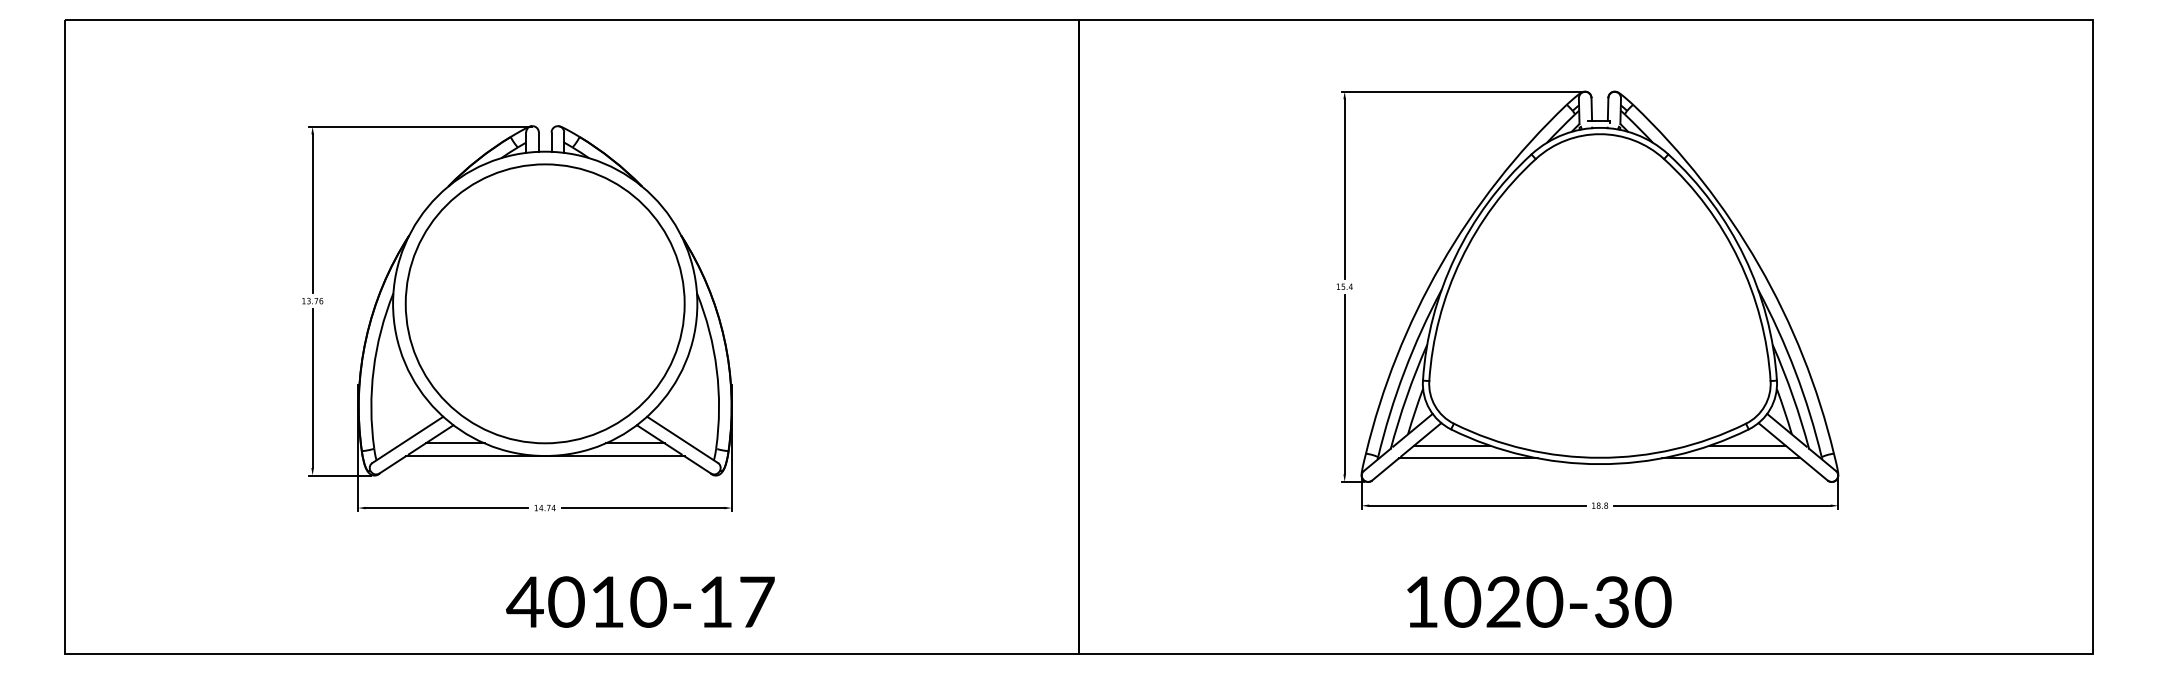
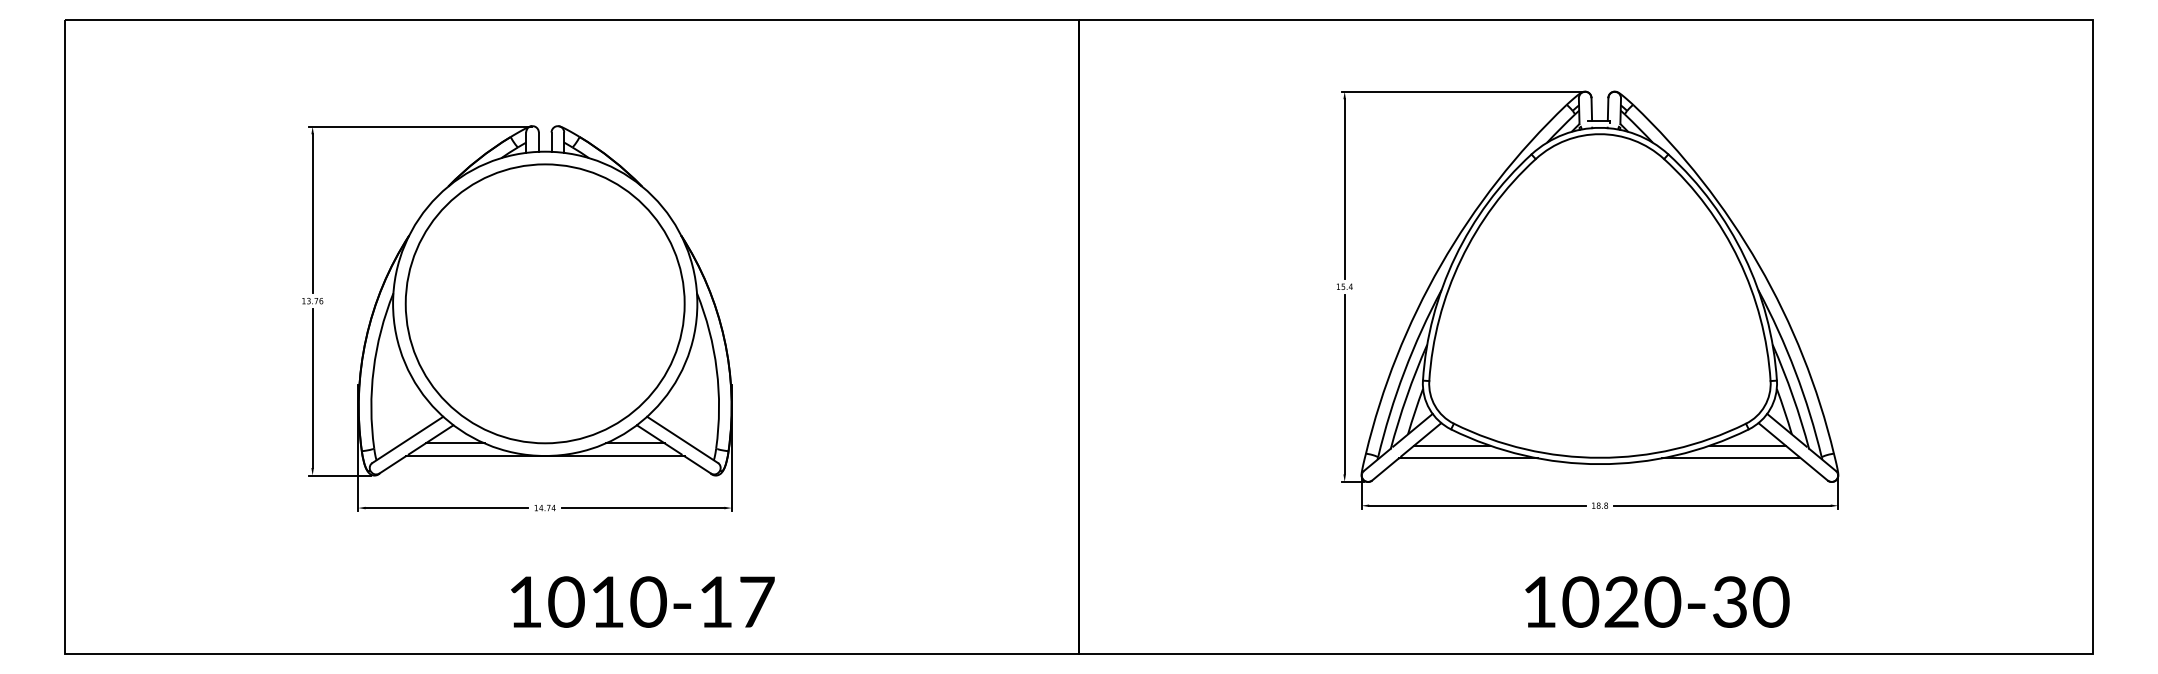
text: 4010-17 -> 1010-17 (524, 601)
text position: (1539, 601) -> (1657, 601) (1657, 601)
